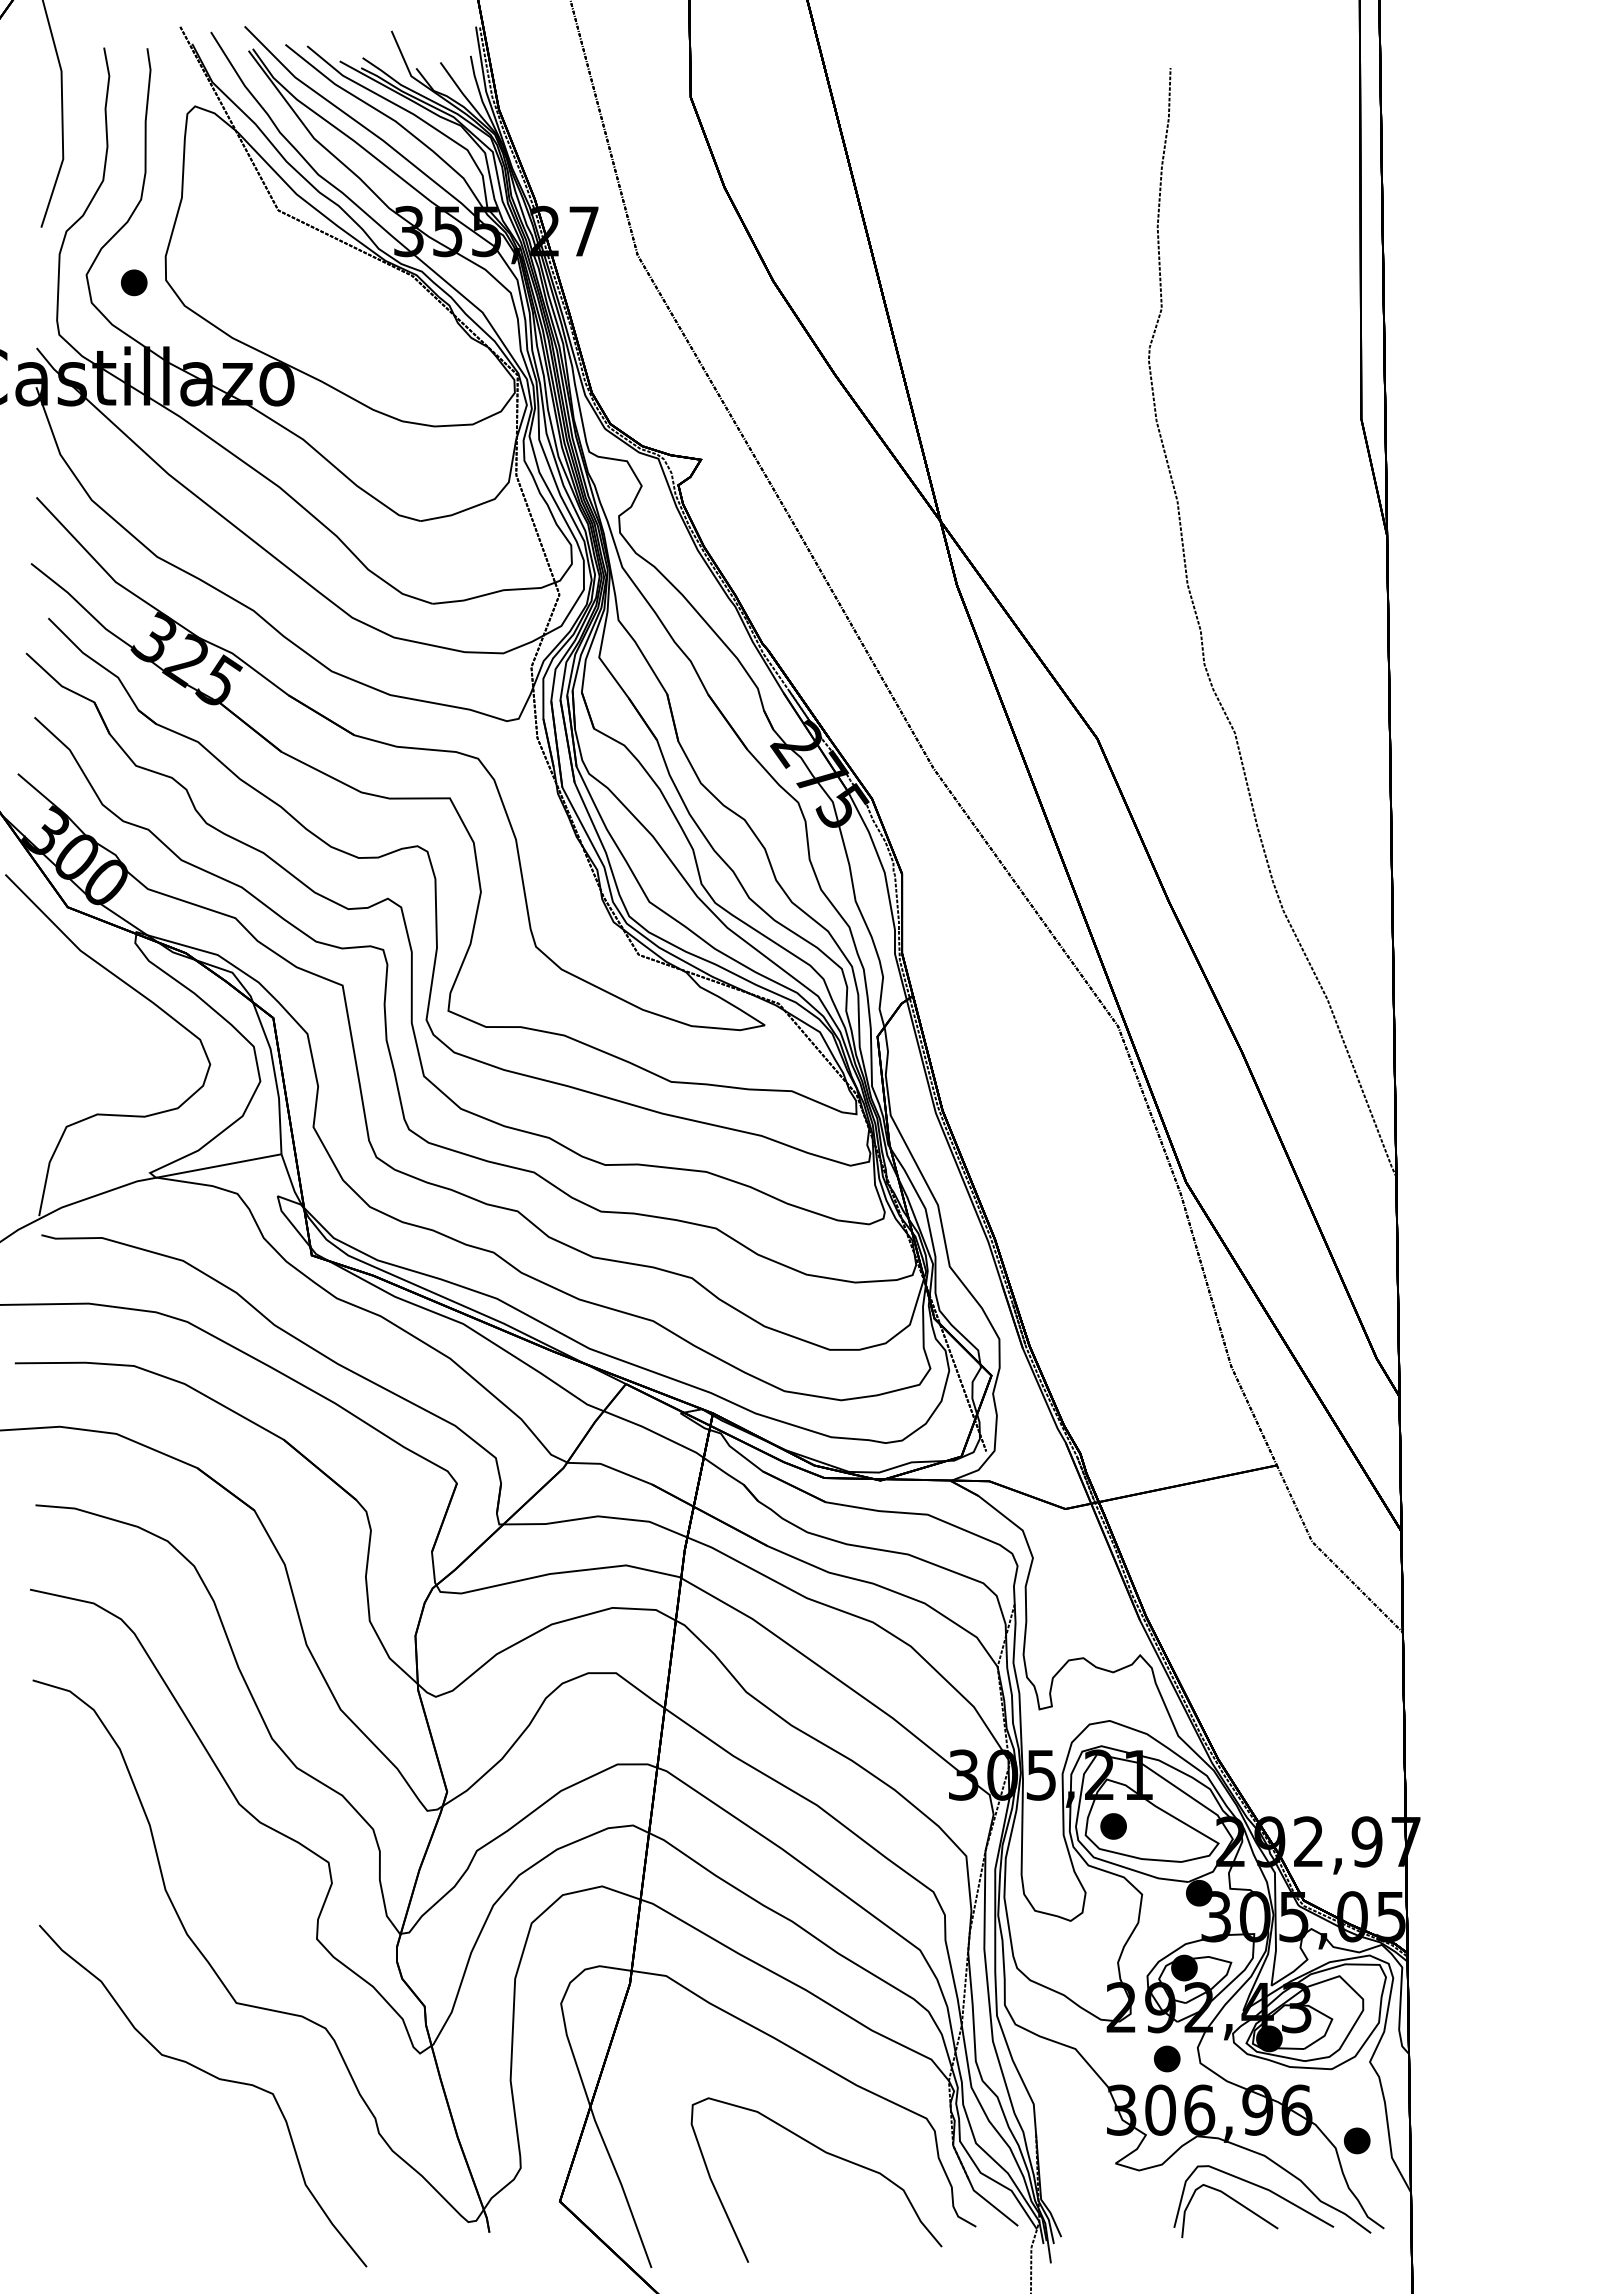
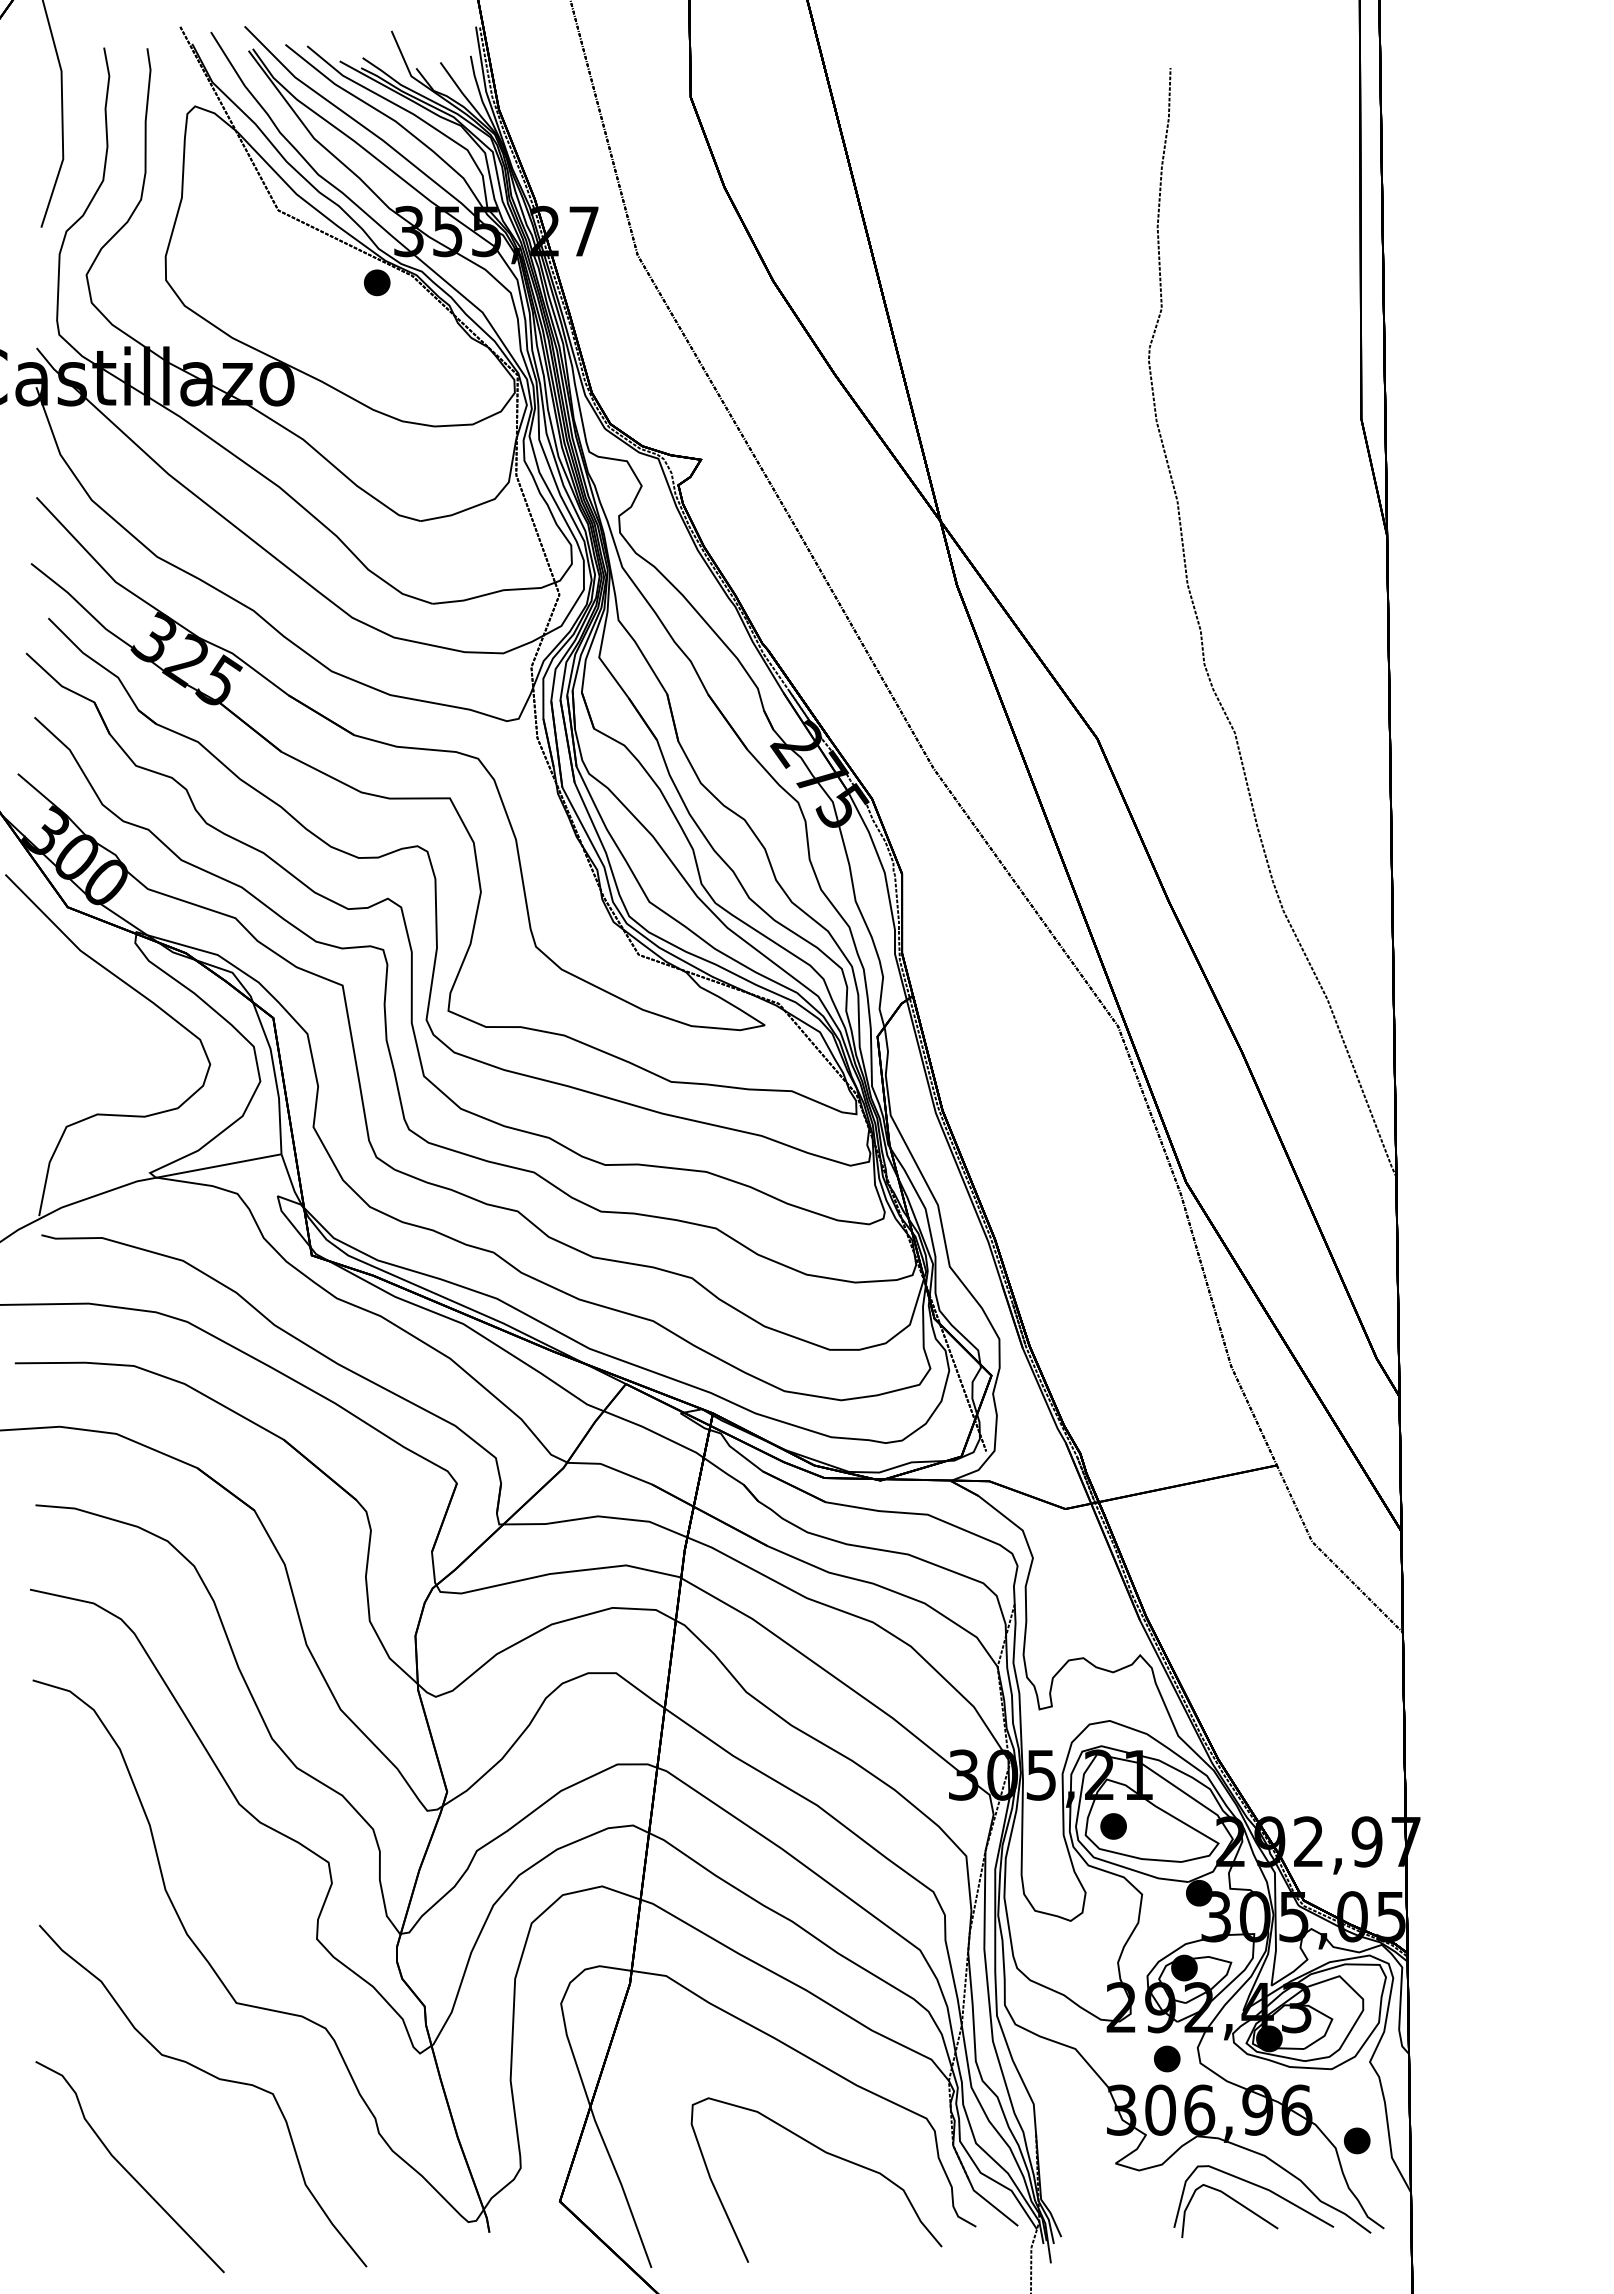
part position: (134, 282) -> (377, 282) (377, 282)
curve: none -> present (126, 2169)
